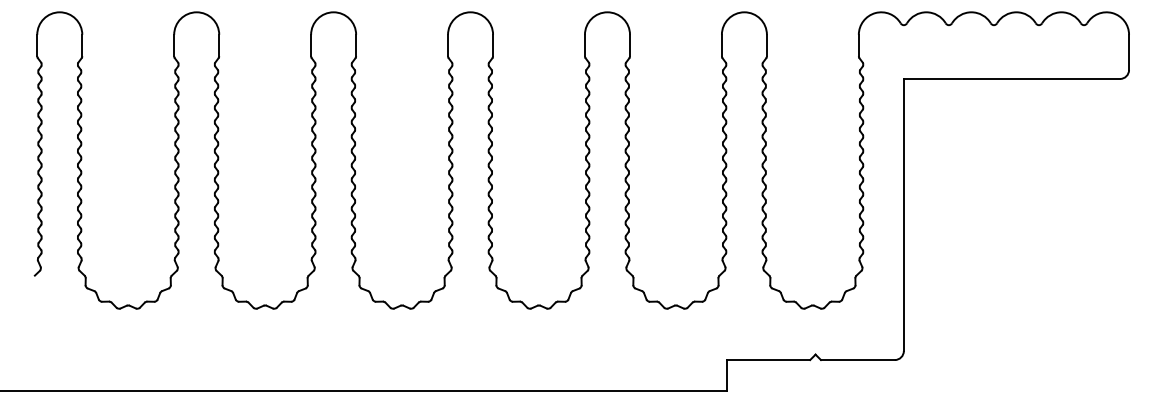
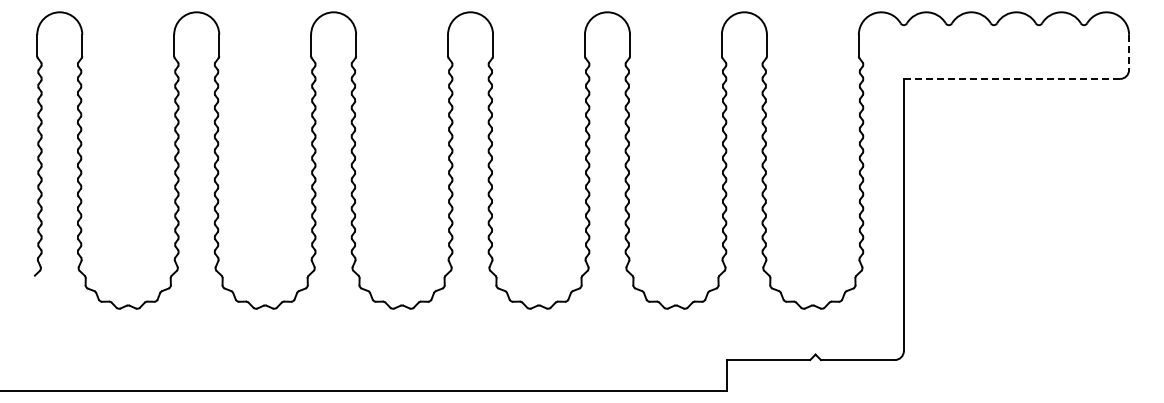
line: solid -> dashed (1129, 52)
line: solid -> dashed (1011, 78)
